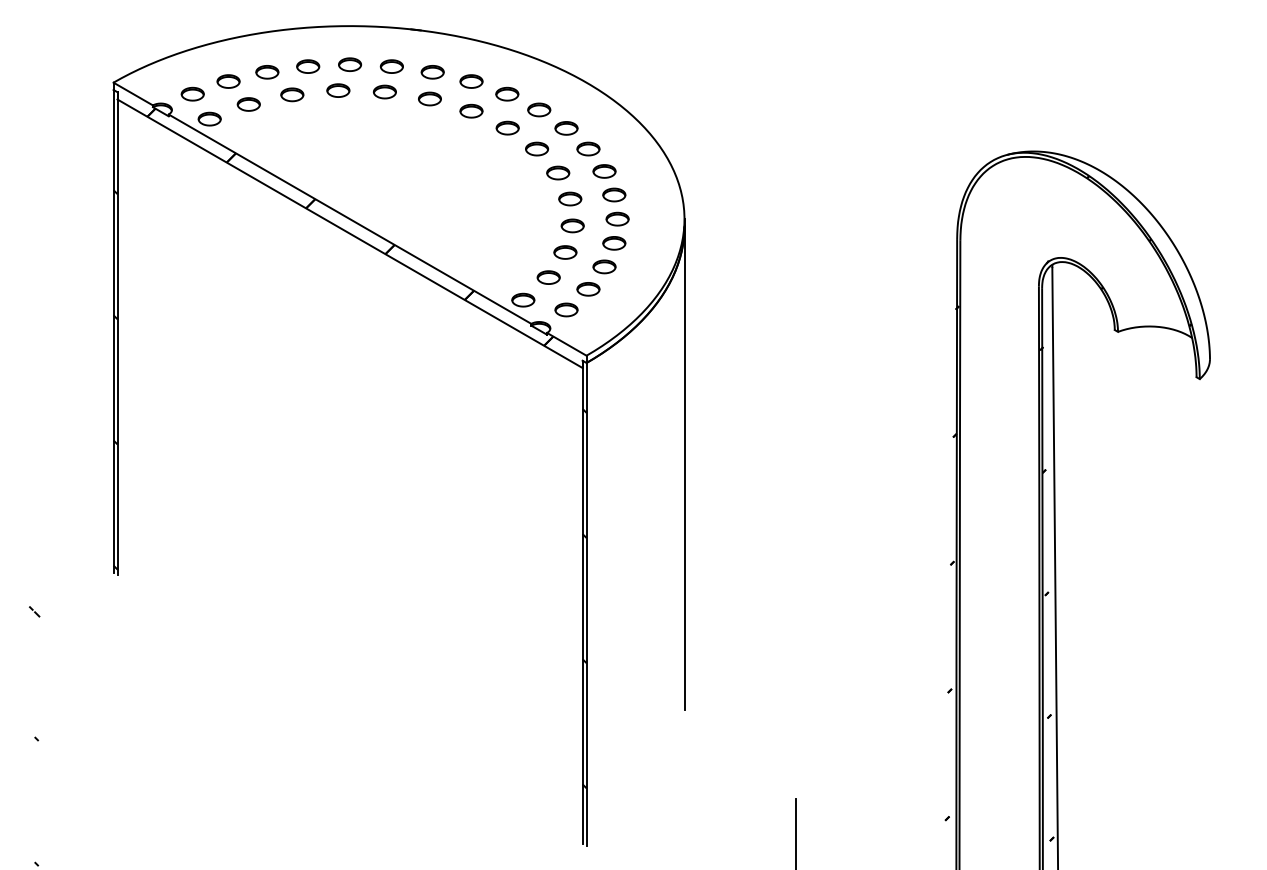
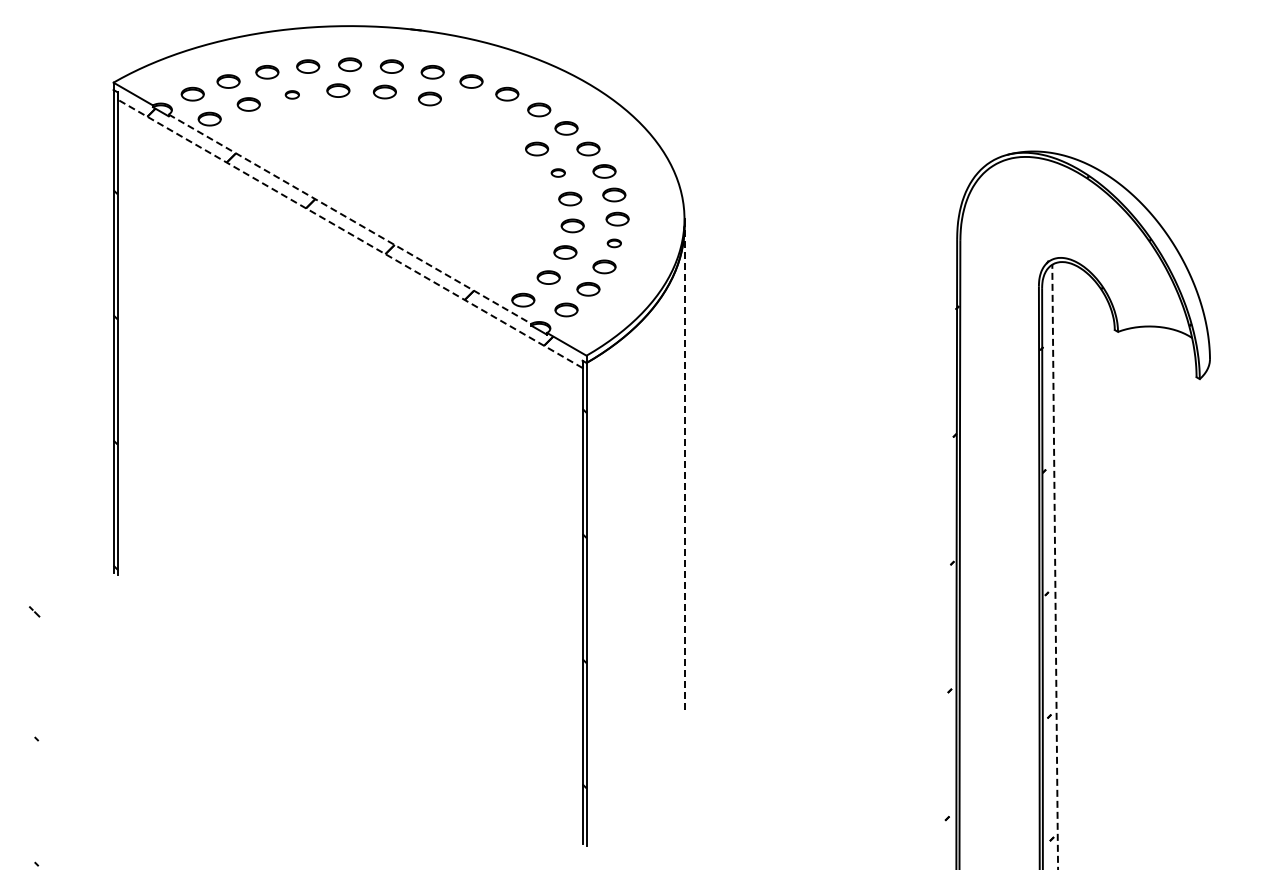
part size: 25x16 px -> 16x10 px (291, 94)
part: present -> none (471, 110)
part: present -> none (507, 127)
part size: 25x16 px -> 16x10 px (557, 172)
line: solid -> dashed (350, 219)
line: solid -> dashed (350, 233)
part size: 25x15 px -> 16x11 px (613, 243)
line: solid -> dashed (684, 468)
line: solid -> dashed (1055, 568)
line: present -> none (796, 832)
